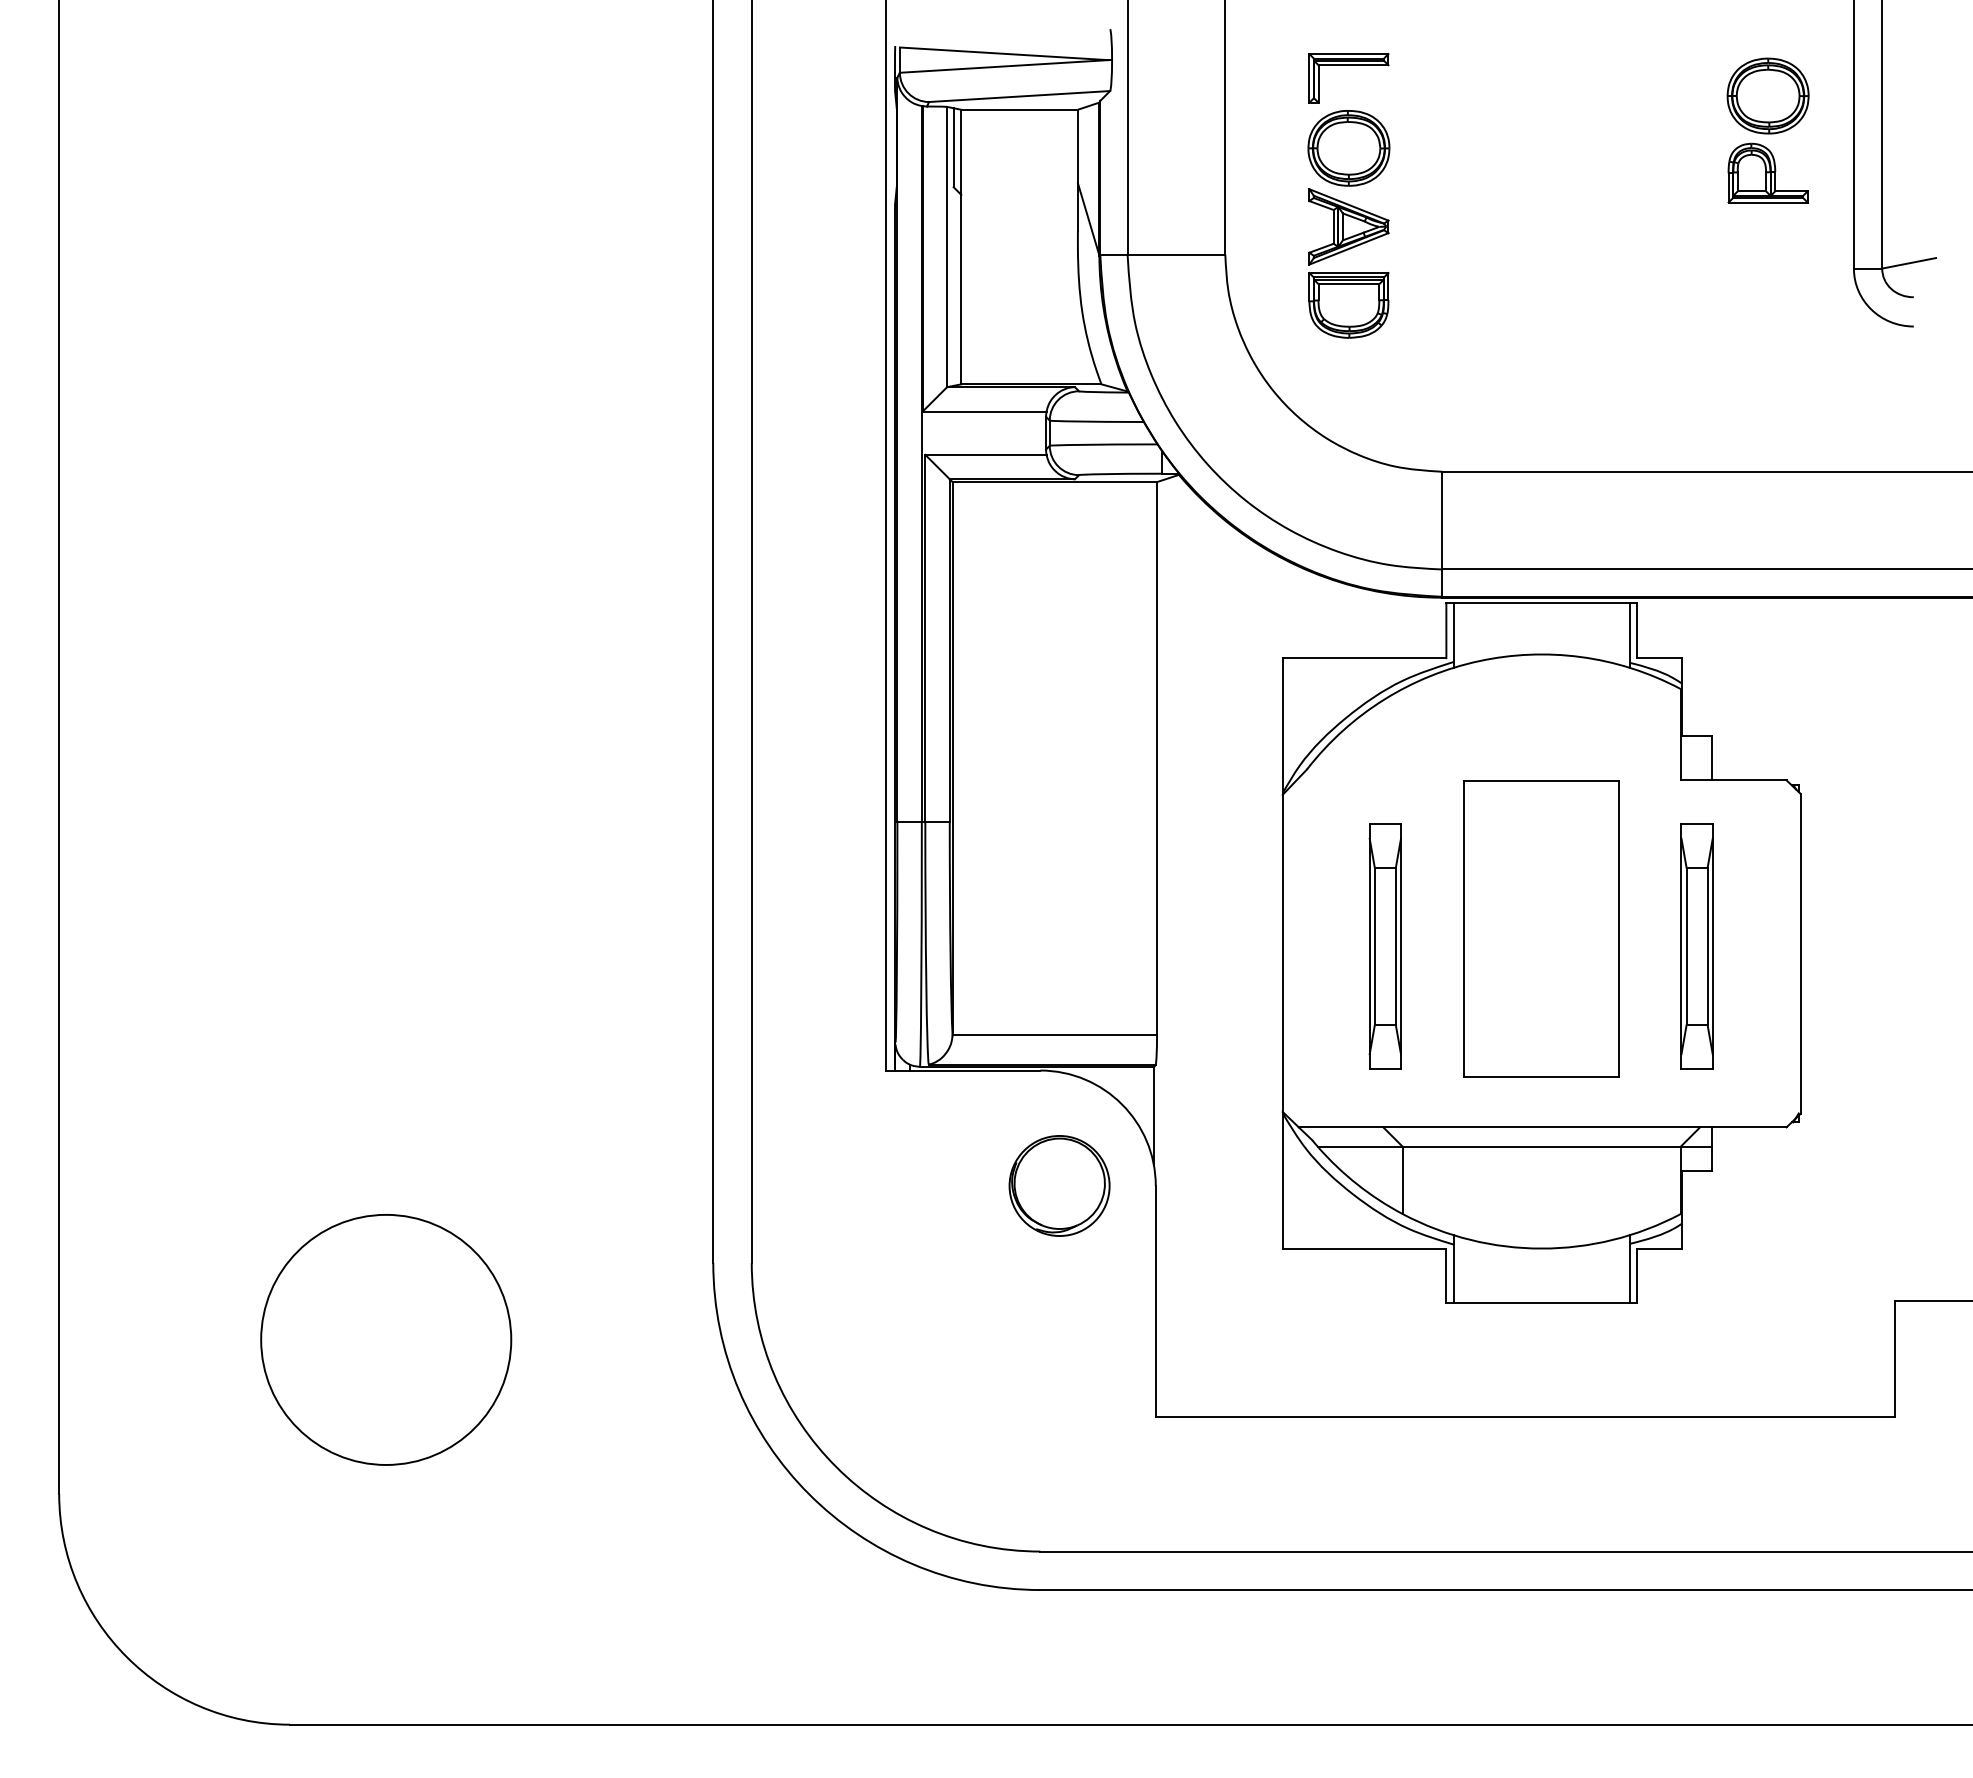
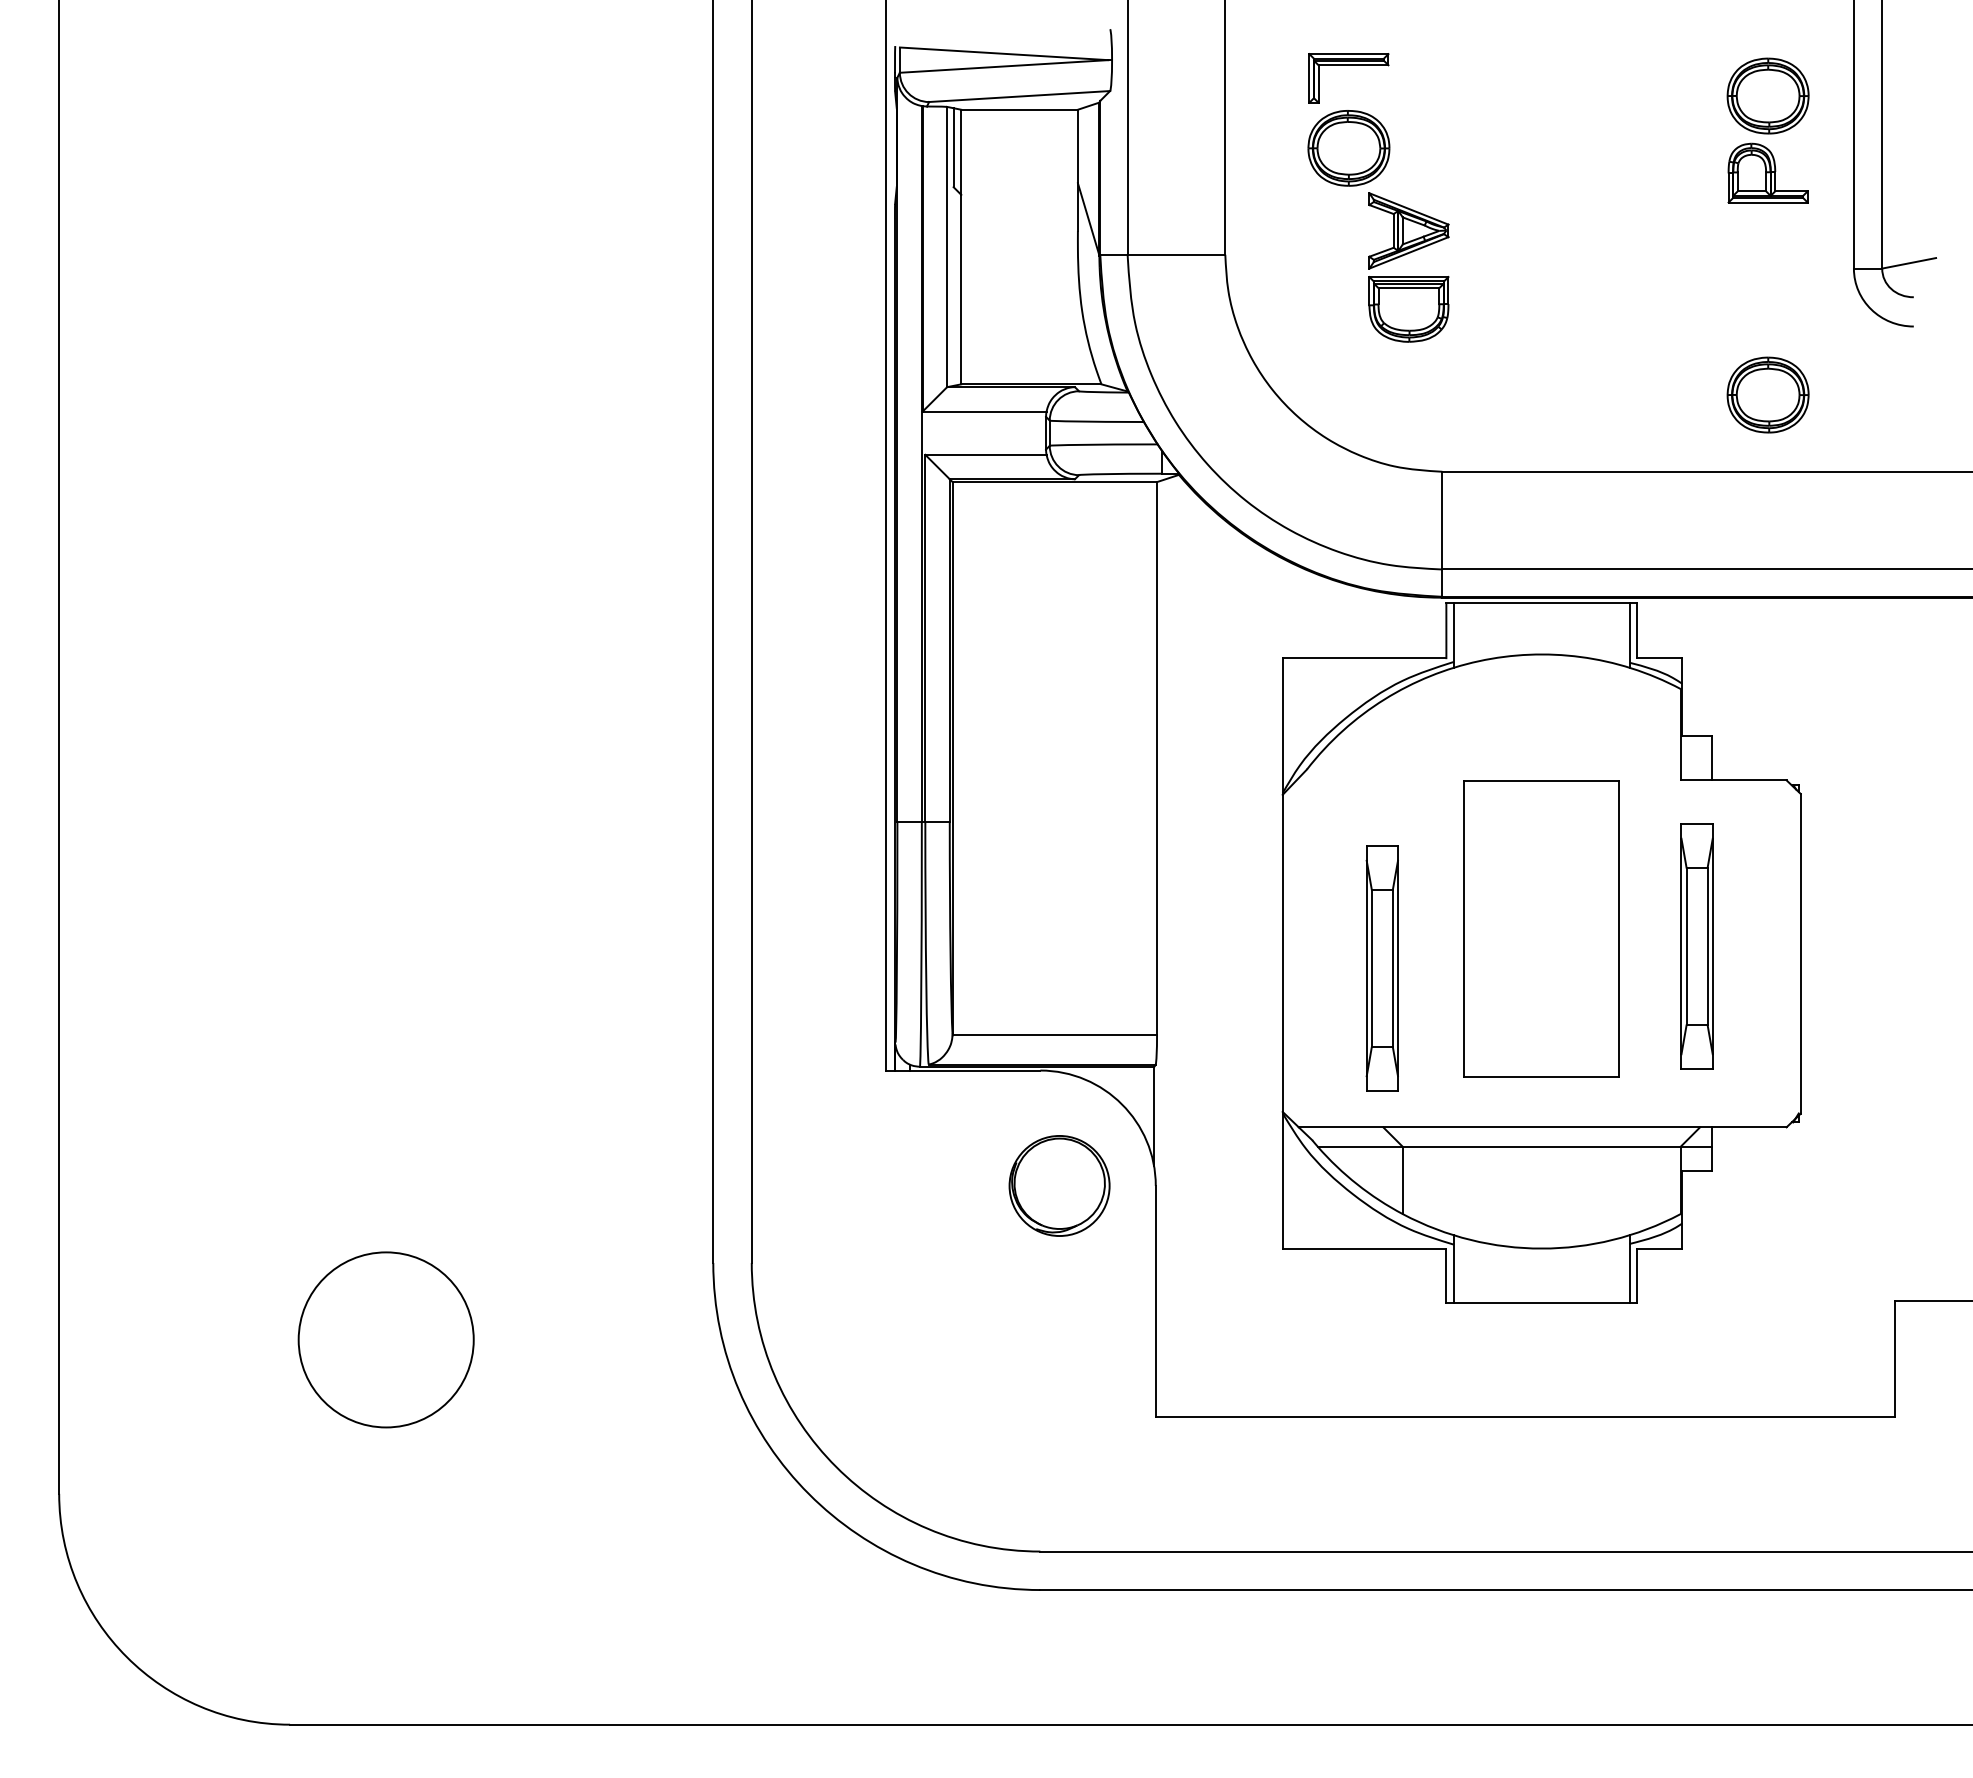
part position: (1348, 272) -> (1408, 276) (1408, 276)
part: none -> present (1767, 394)
part position: (1384, 946) -> (1381, 968) (1381, 968)
circle diameter: 250 px -> 175 px (385, 1339)
